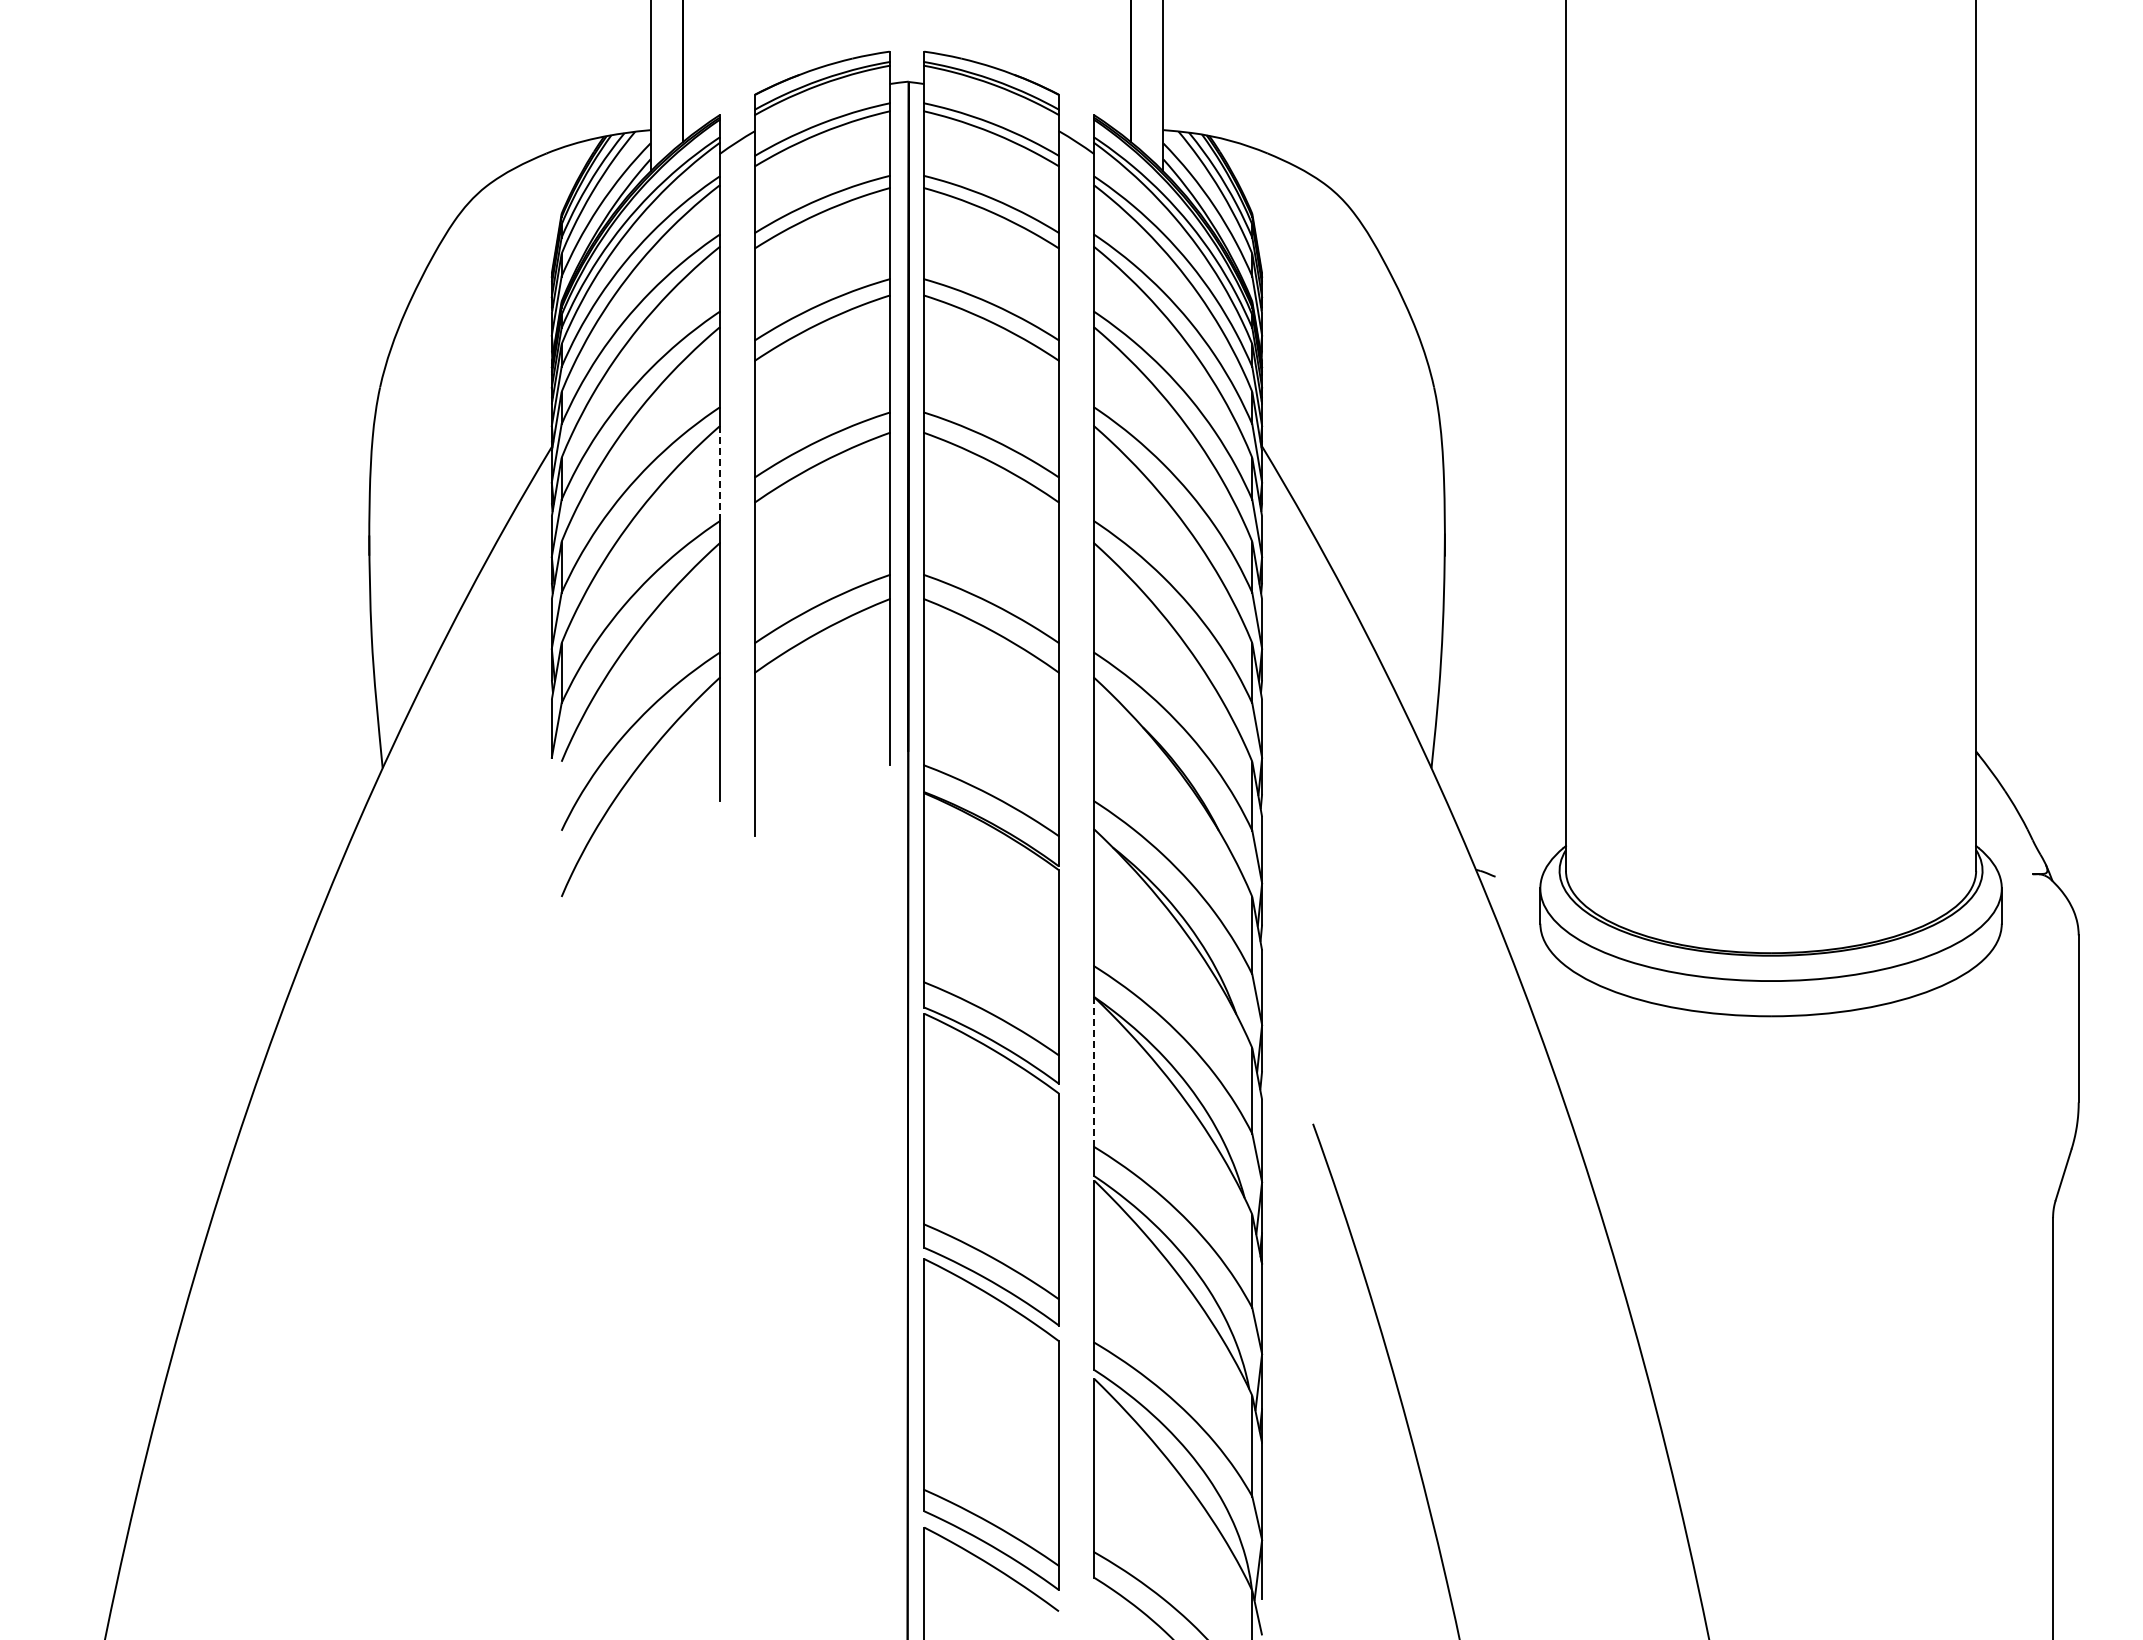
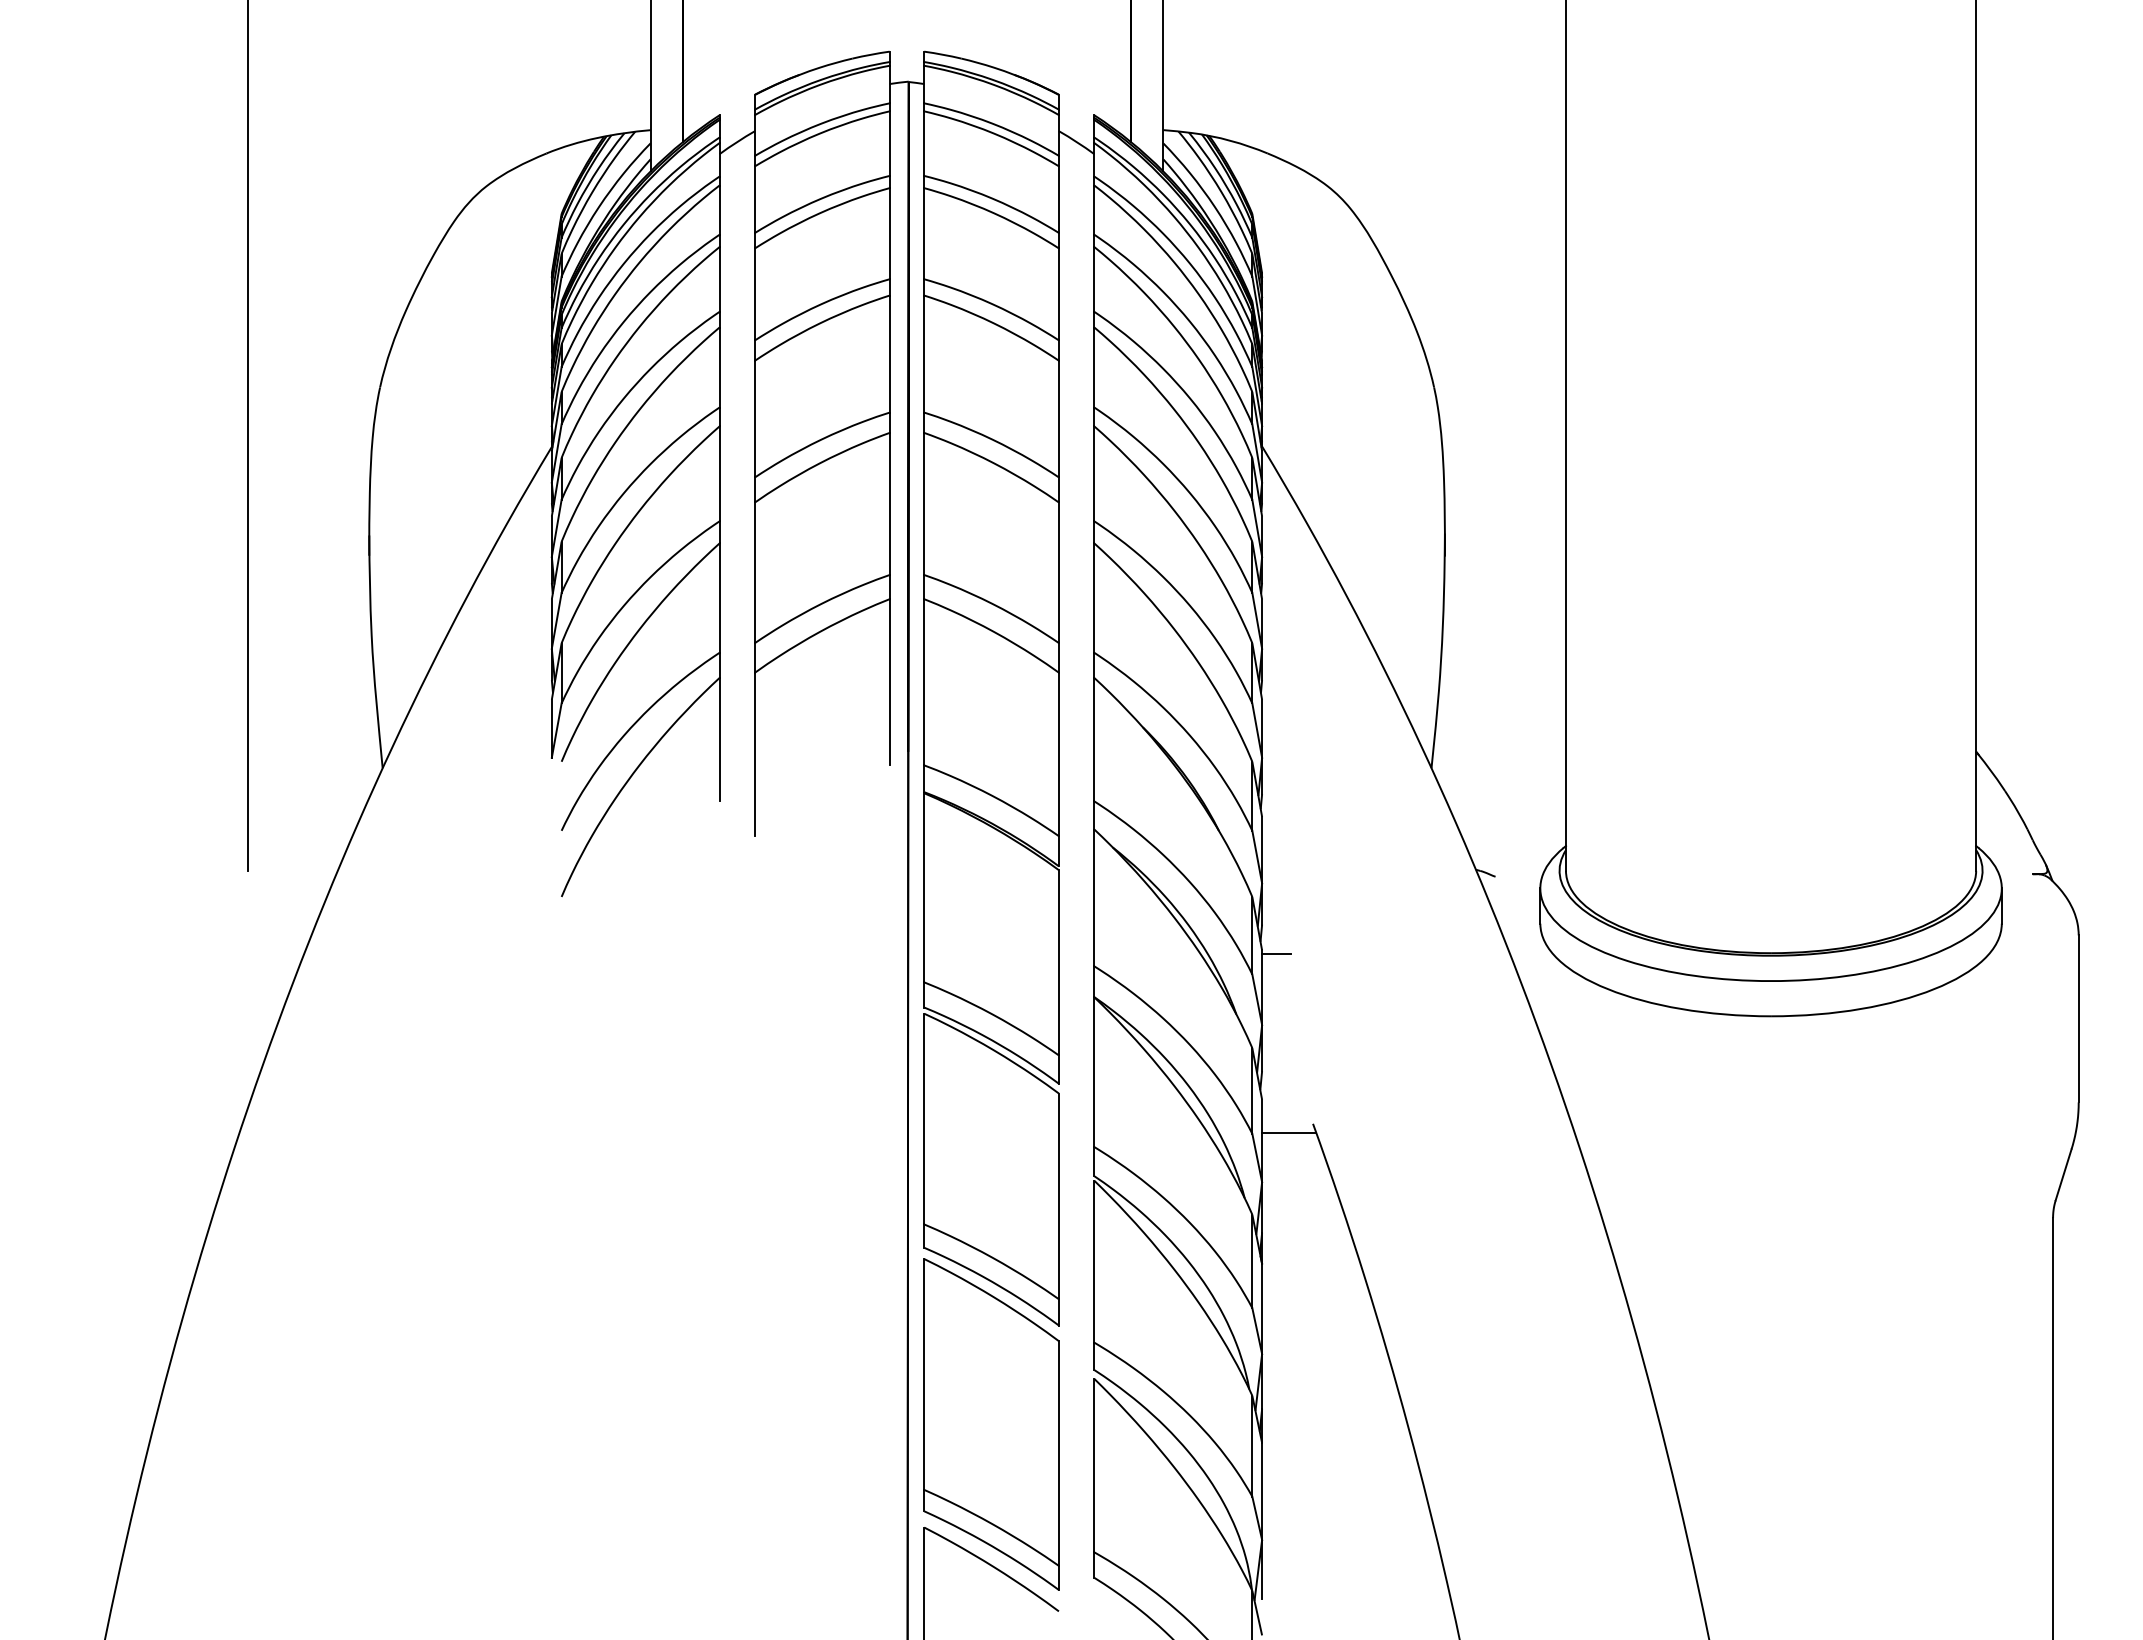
line: none -> present (248, 436)
line: dashed -> solid (719, 474)
line: none -> present (1276, 954)
line: dashed -> solid (1094, 1072)
line: none -> present (1289, 1133)
